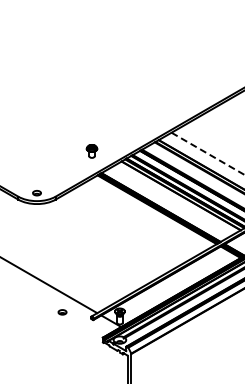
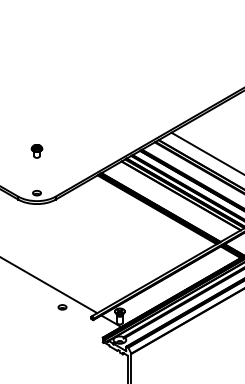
part position: (91, 151) -> (36, 151) (36, 151)
line: dashed -> solid (208, 154)
part position: (62, 312) -> (62, 307) (62, 307)
